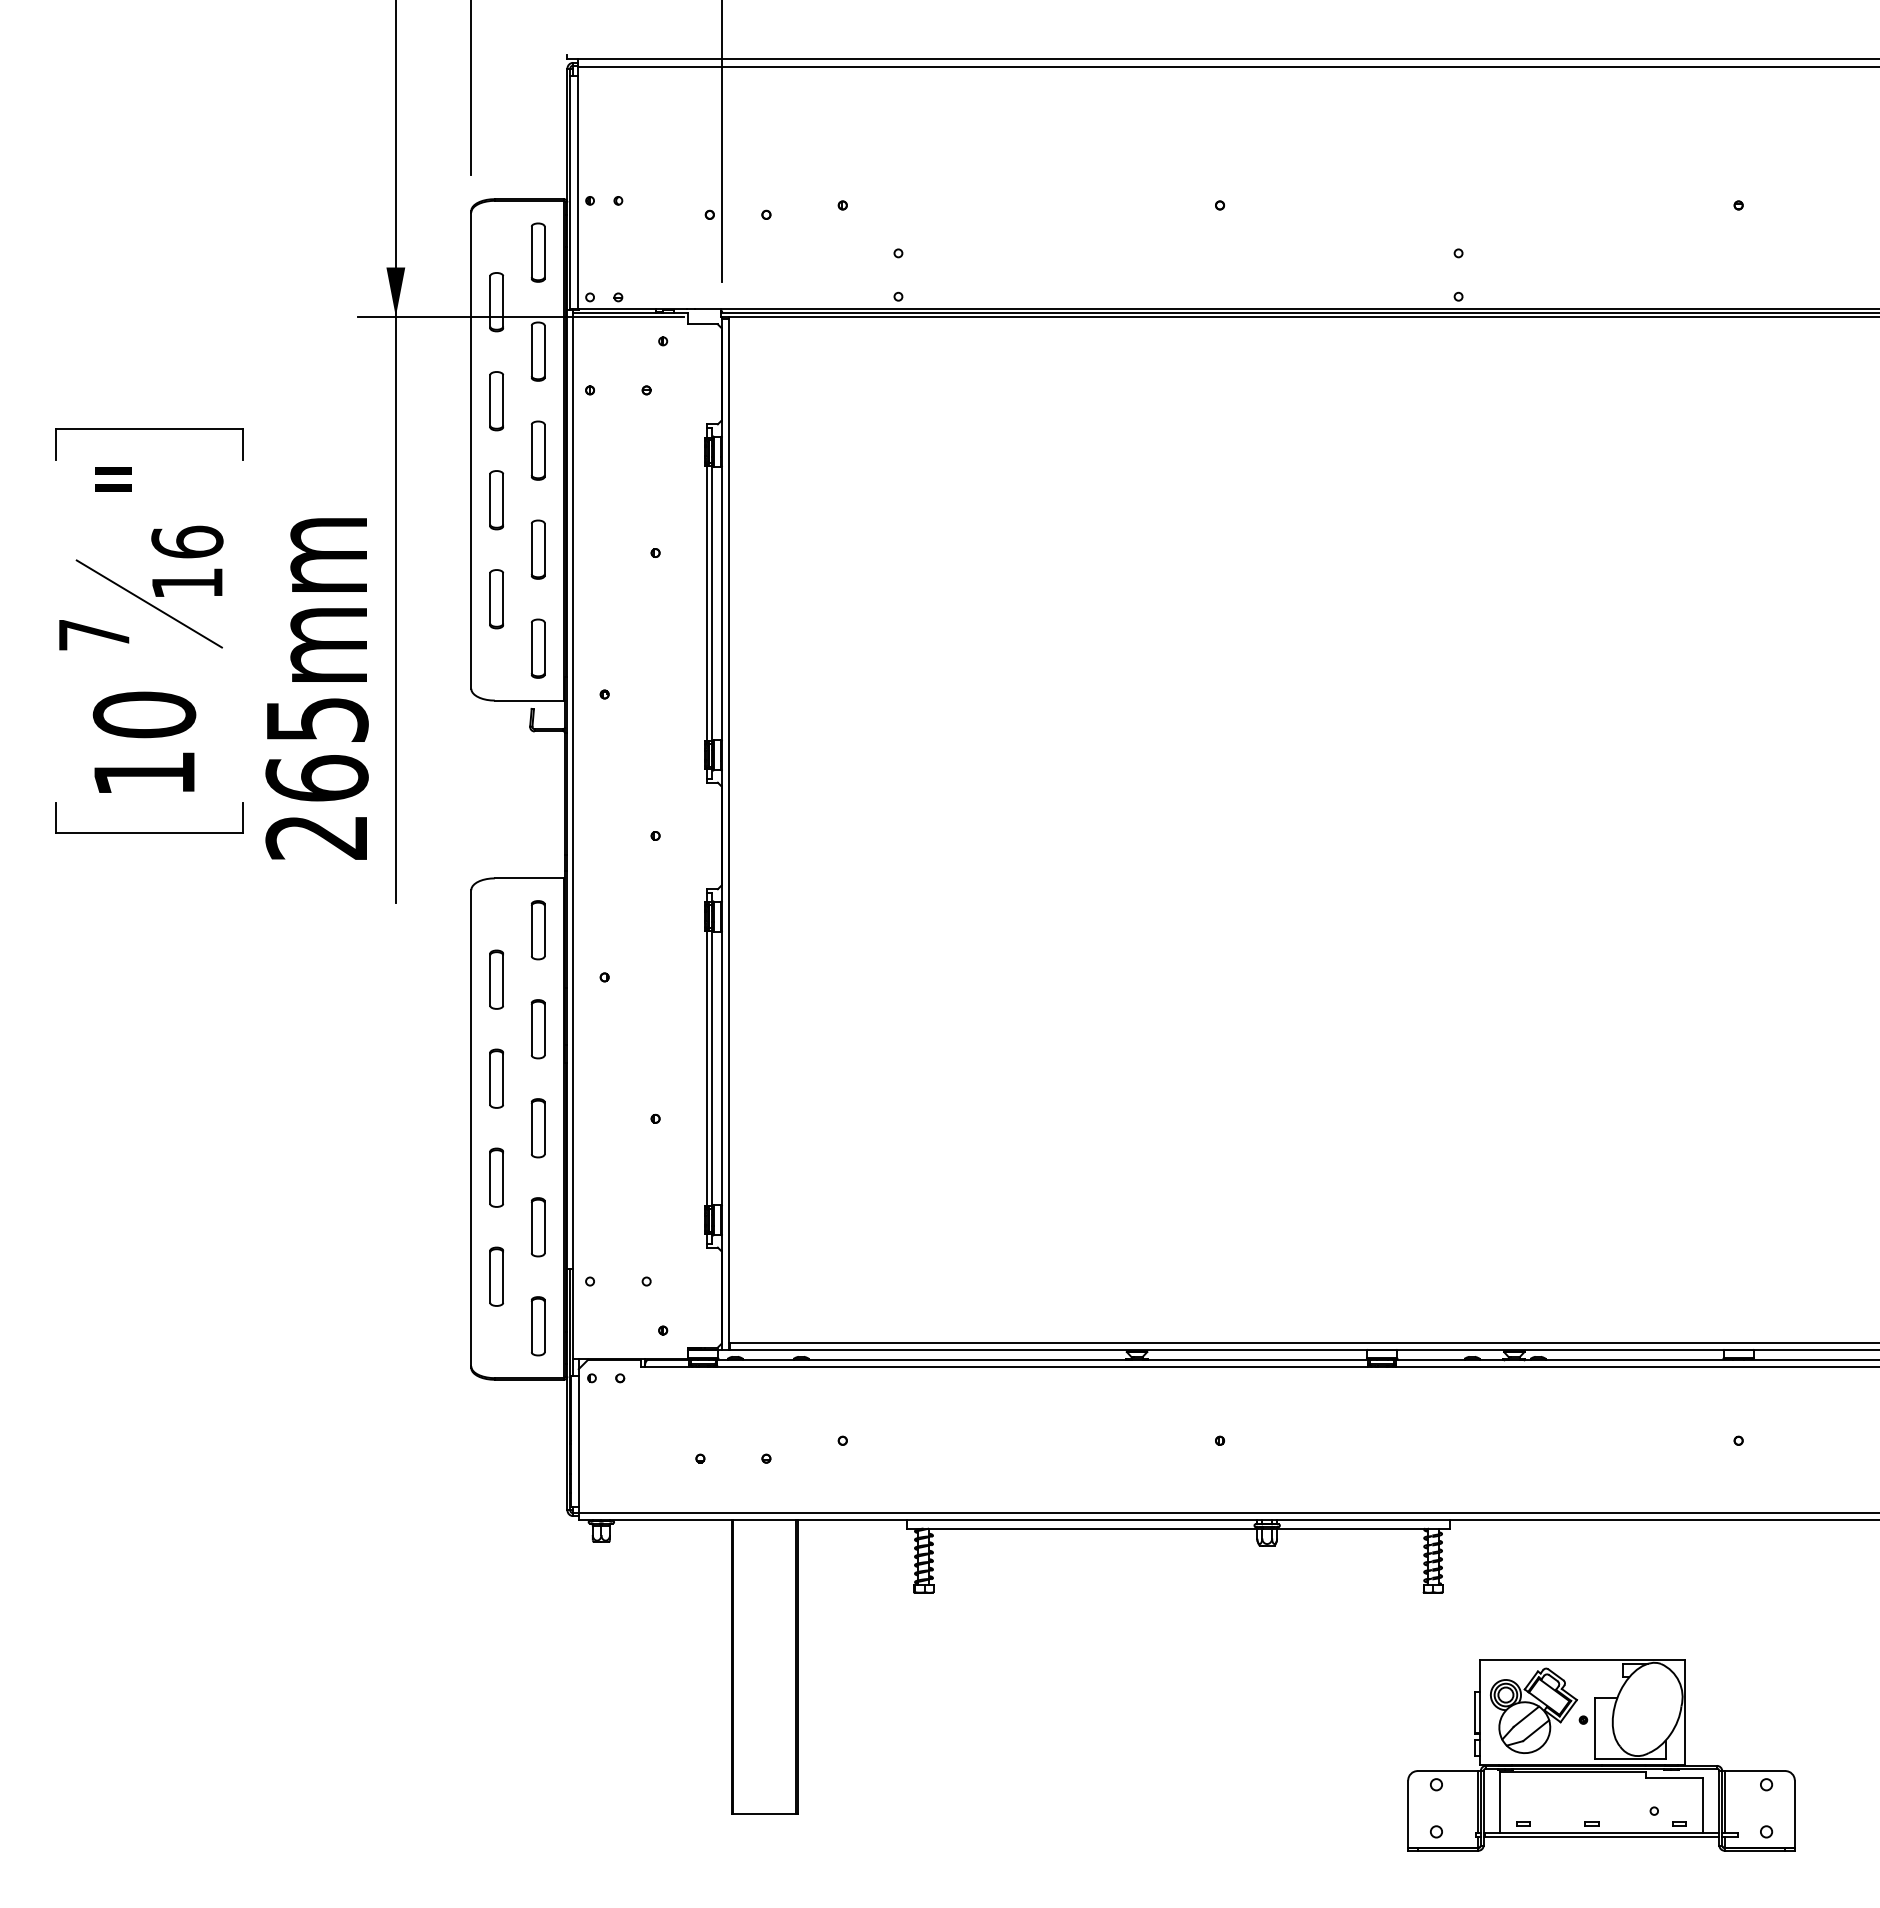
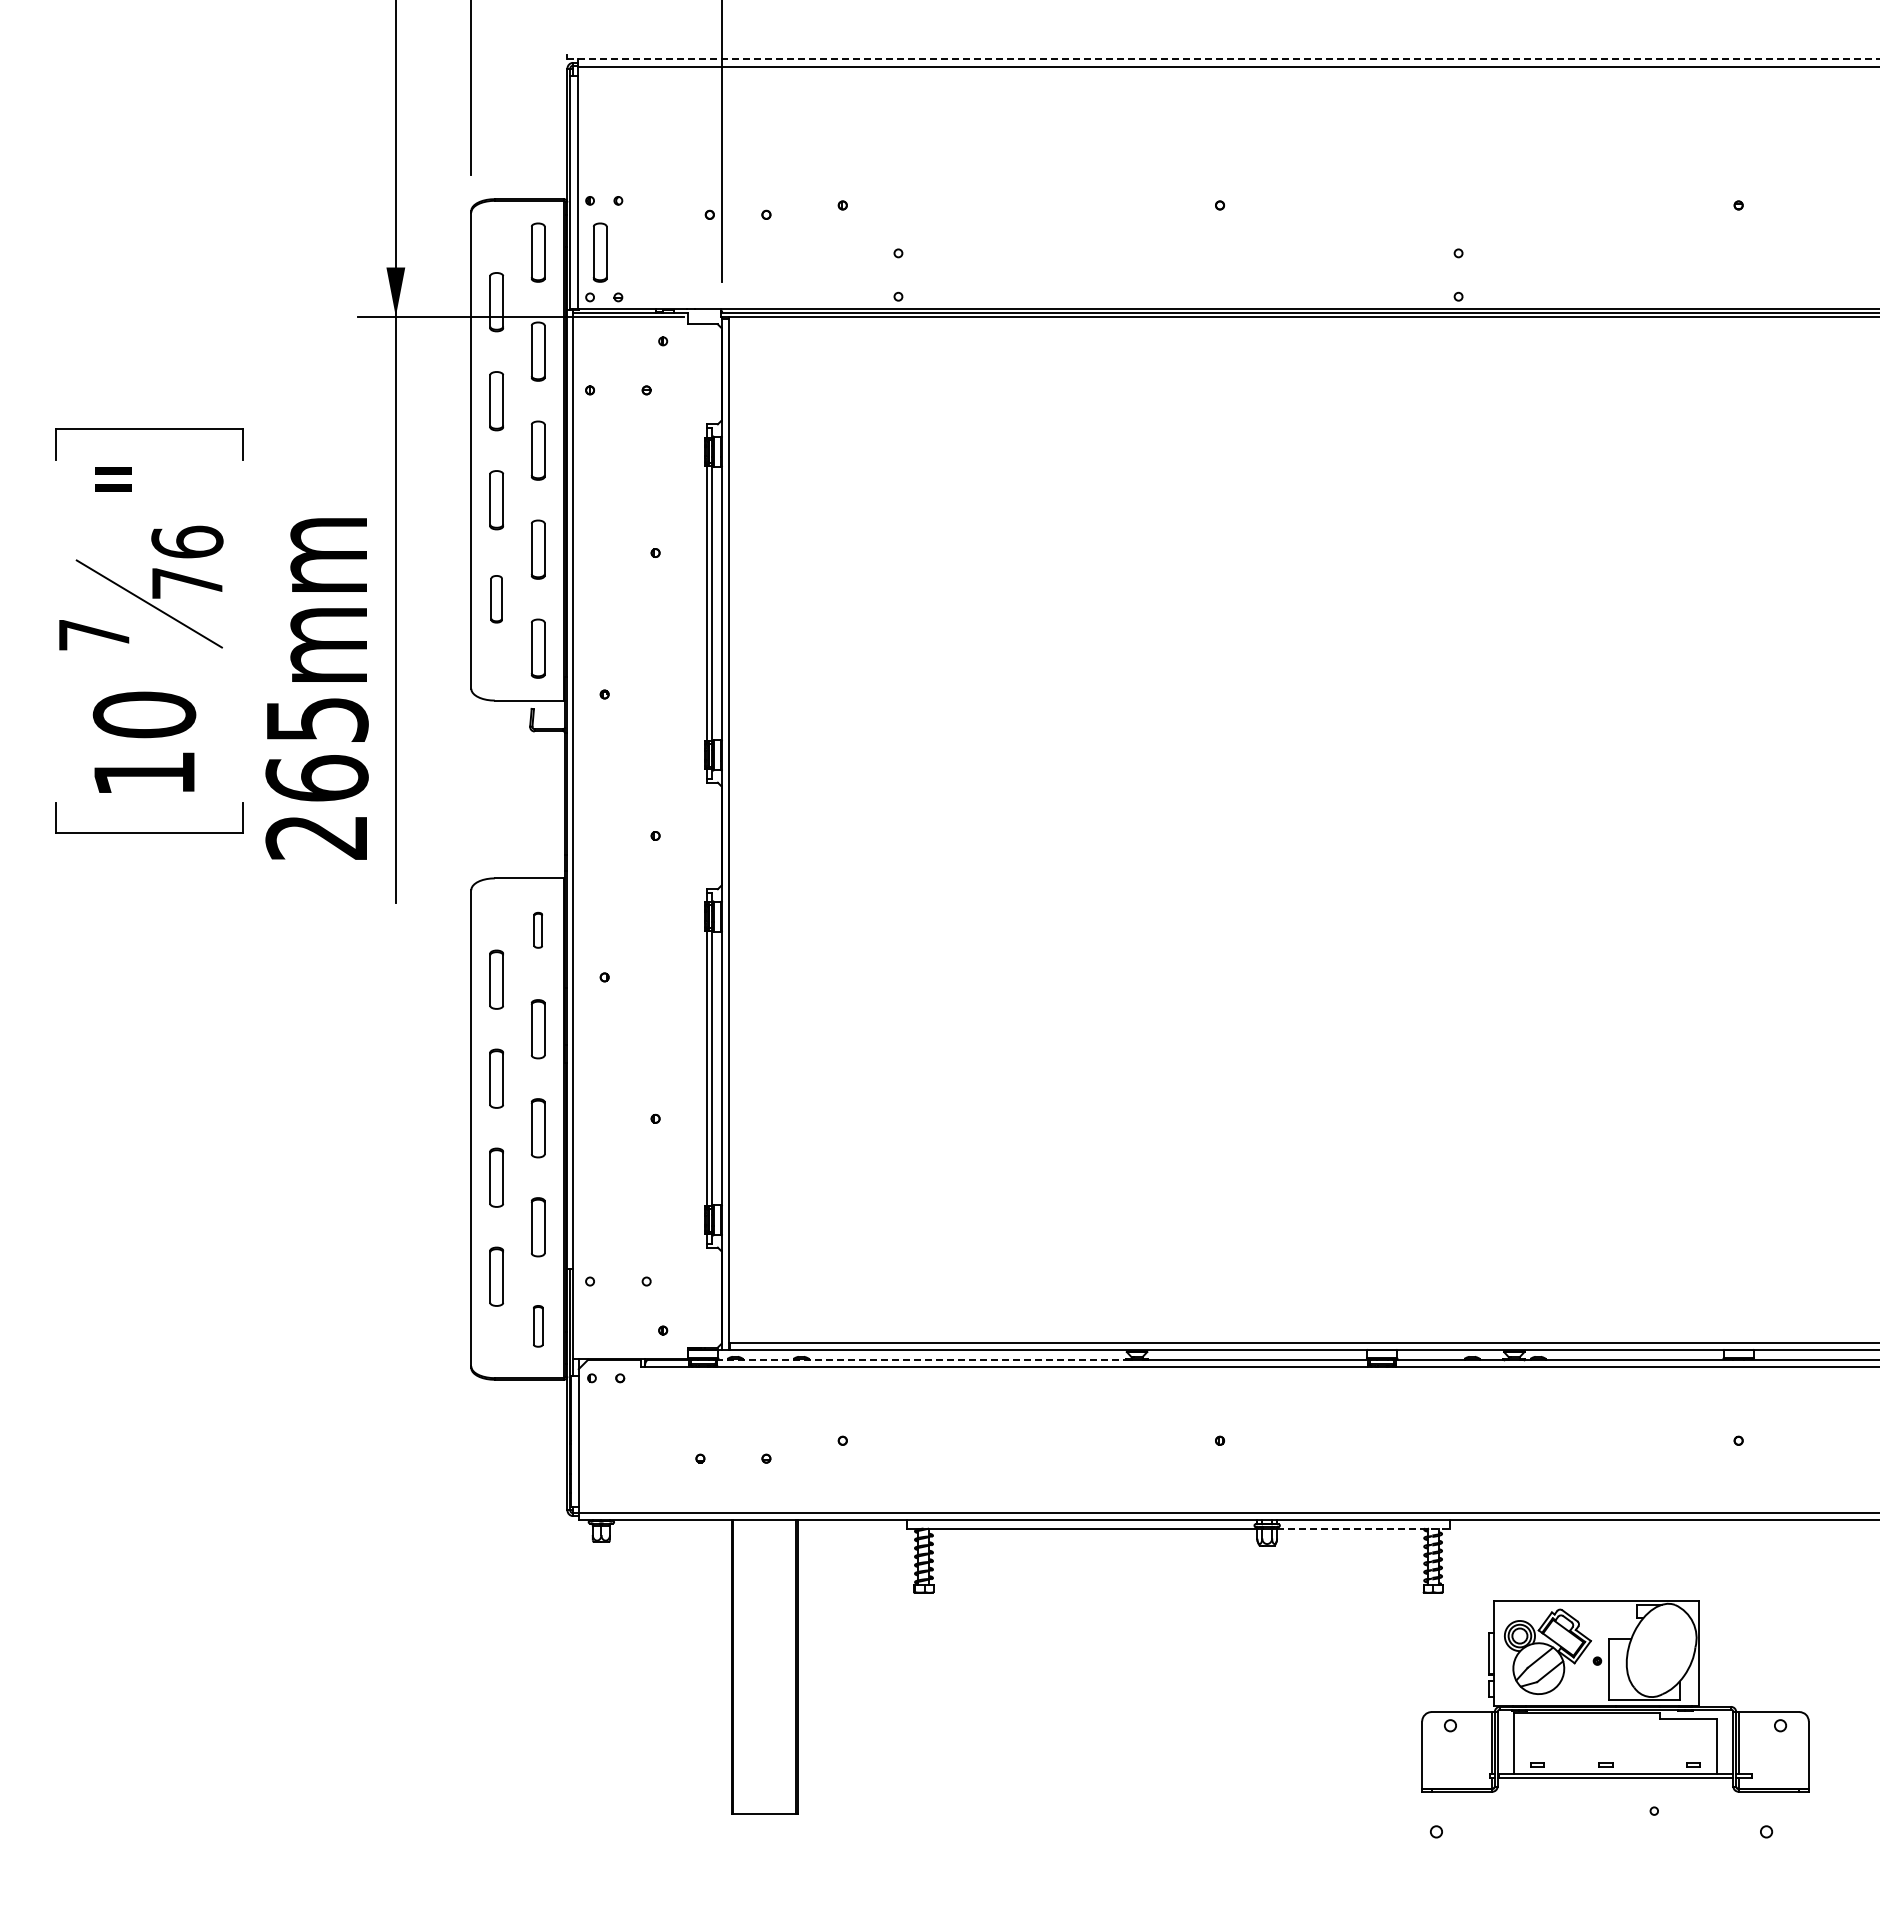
line: solid -> dashed (1223, 59)
part: none -> present (600, 252)
text: 16 -> 76 (187, 583)
part size: 15x61 px -> 13x49 px (496, 599)
part size: 15x61 px -> 10x38 px (537, 929)
part size: 15x61 px -> 11x43 px (538, 1326)
line: solid -> dashed (923, 1359)
line: solid -> dashed (1364, 1528)
part position: (1601, 1755) -> (1615, 1696) (1615, 1696)
